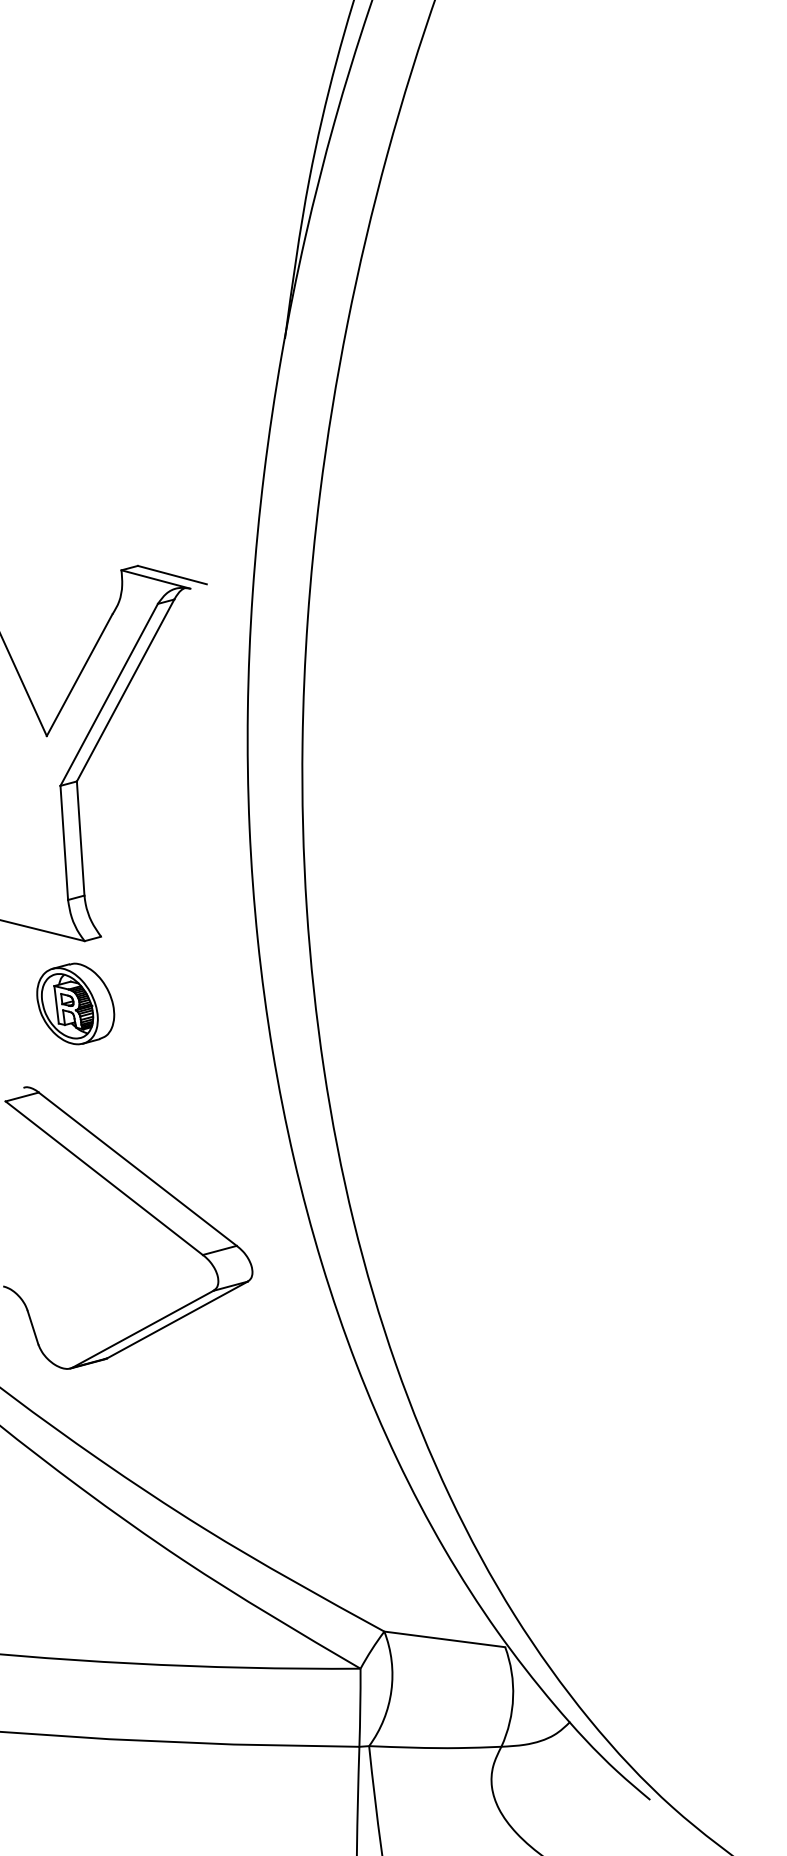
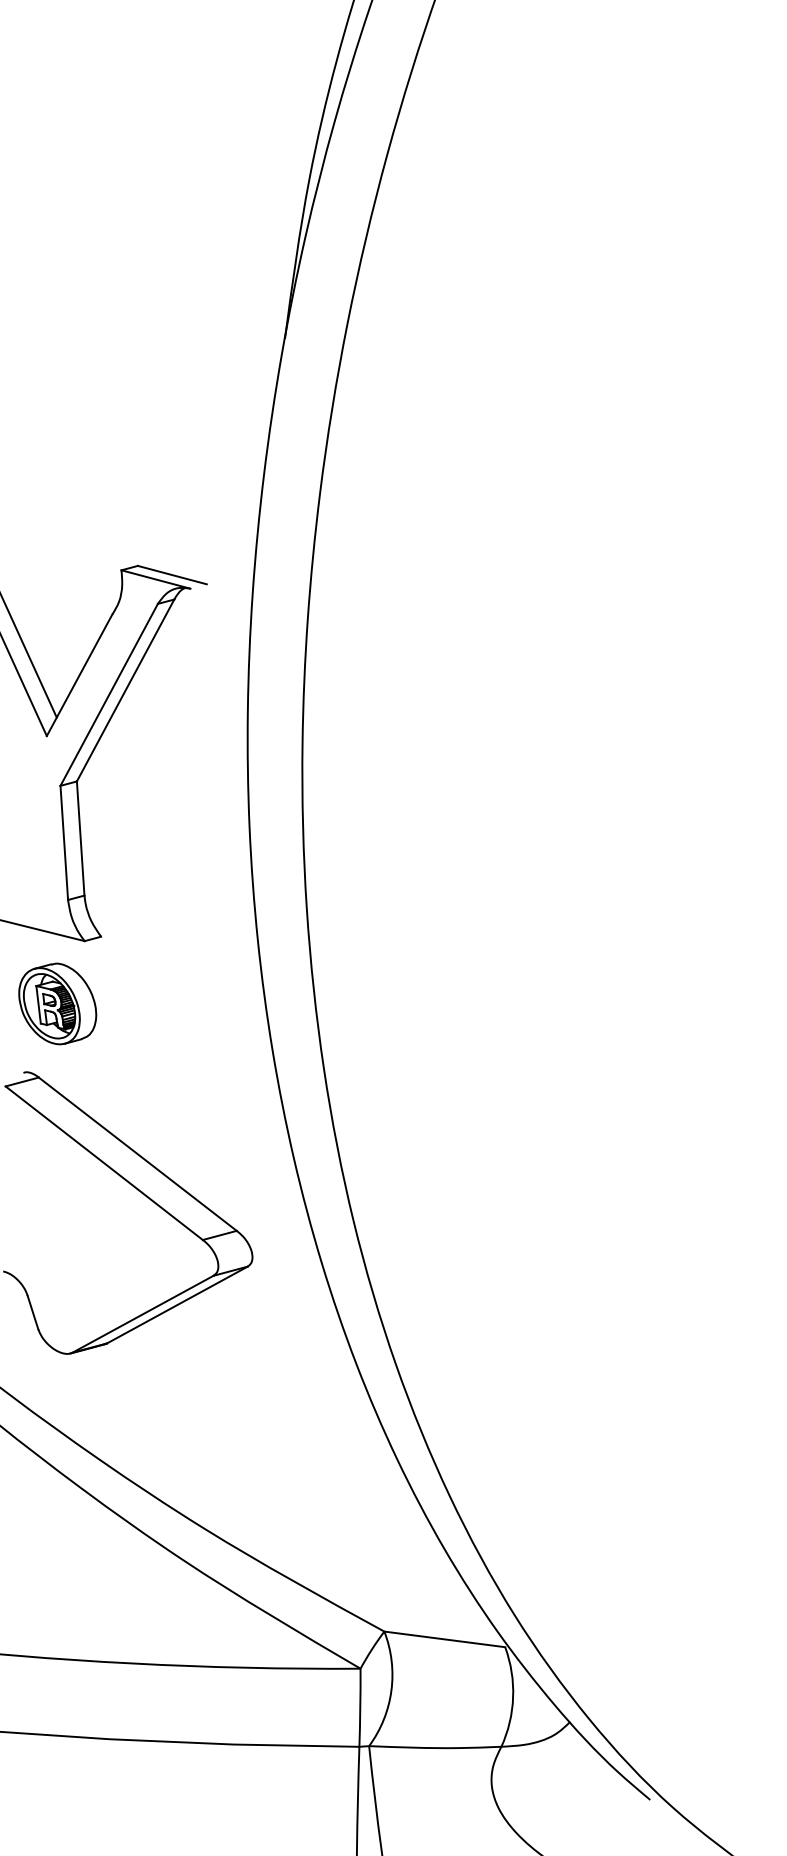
line: none -> present (29, 657)
part position: (75, 1003) -> (57, 1003) (57, 1003)
part position: (142, 1209) -> (142, 1194) (142, 1194)
